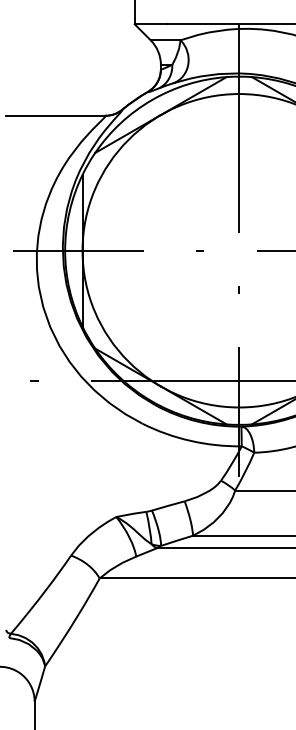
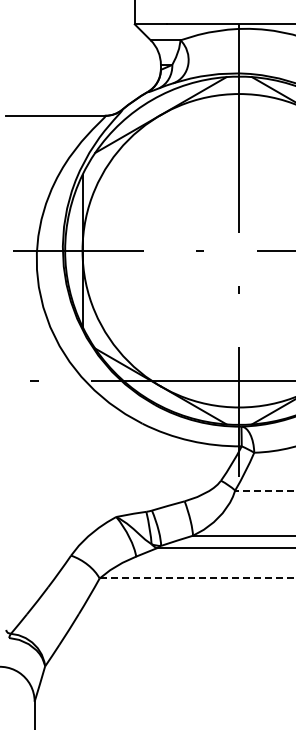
line: solid -> dashed (265, 490)
line: solid -> dashed (197, 578)
